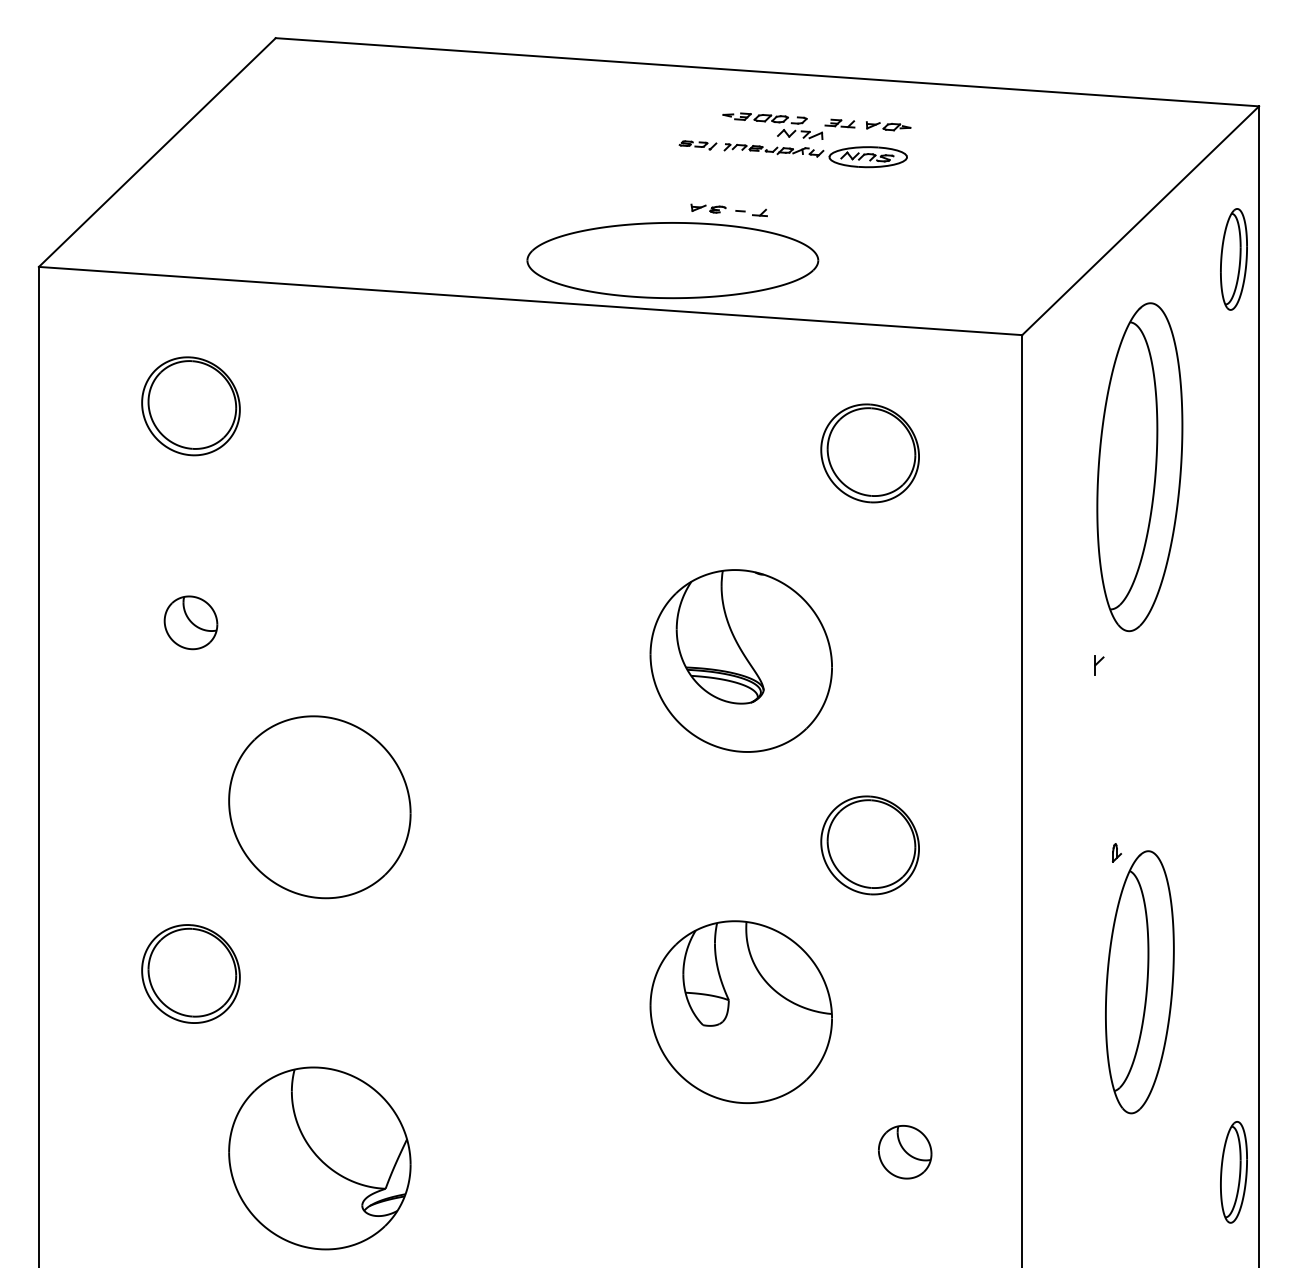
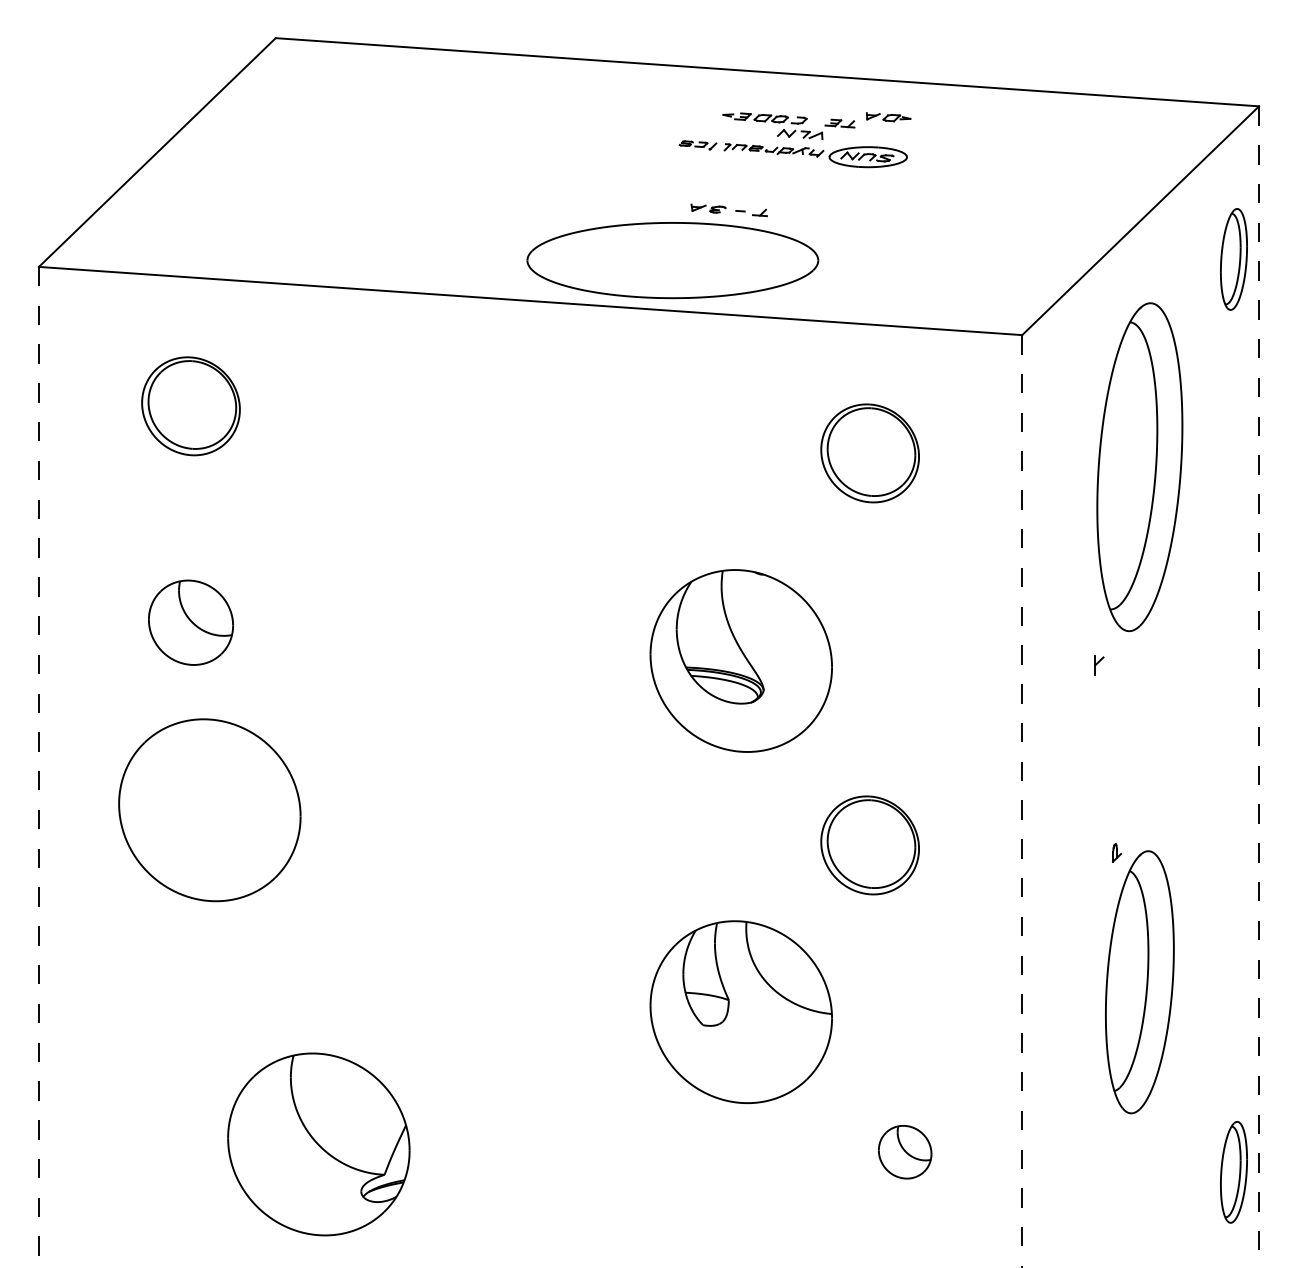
part position: (888, 126) -> (888, 117) (888, 117)
part size: 56x56 px -> 86x87 px (190, 622)
line: solid -> dashed (1259, 687)
line: solid -> dashed (38, 767)
line: solid -> dashed (1022, 802)
part position: (319, 807) -> (209, 810) (209, 810)
part: present -> none (190, 973)
part position: (319, 1158) -> (318, 1144) (318, 1144)
